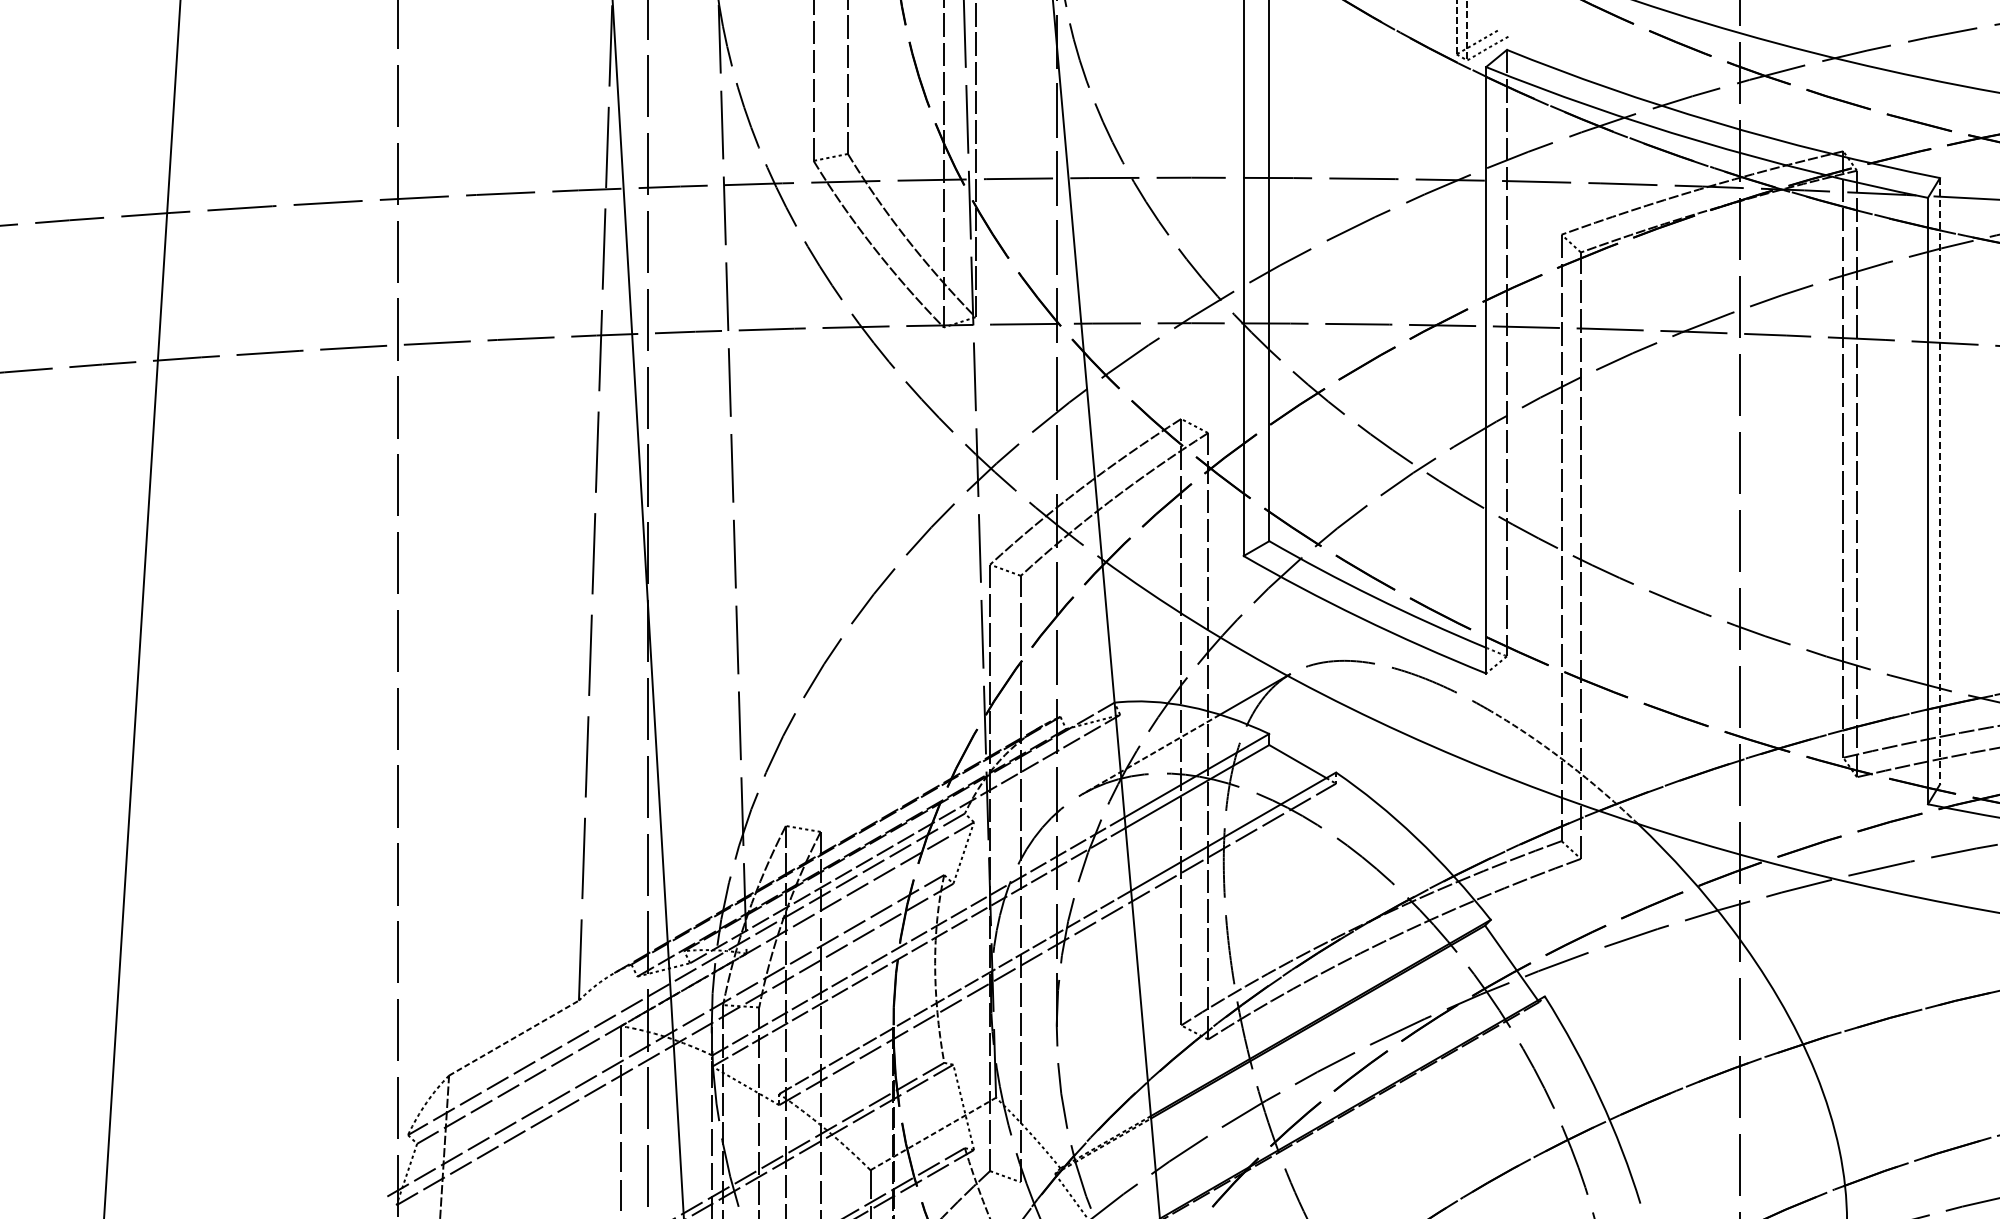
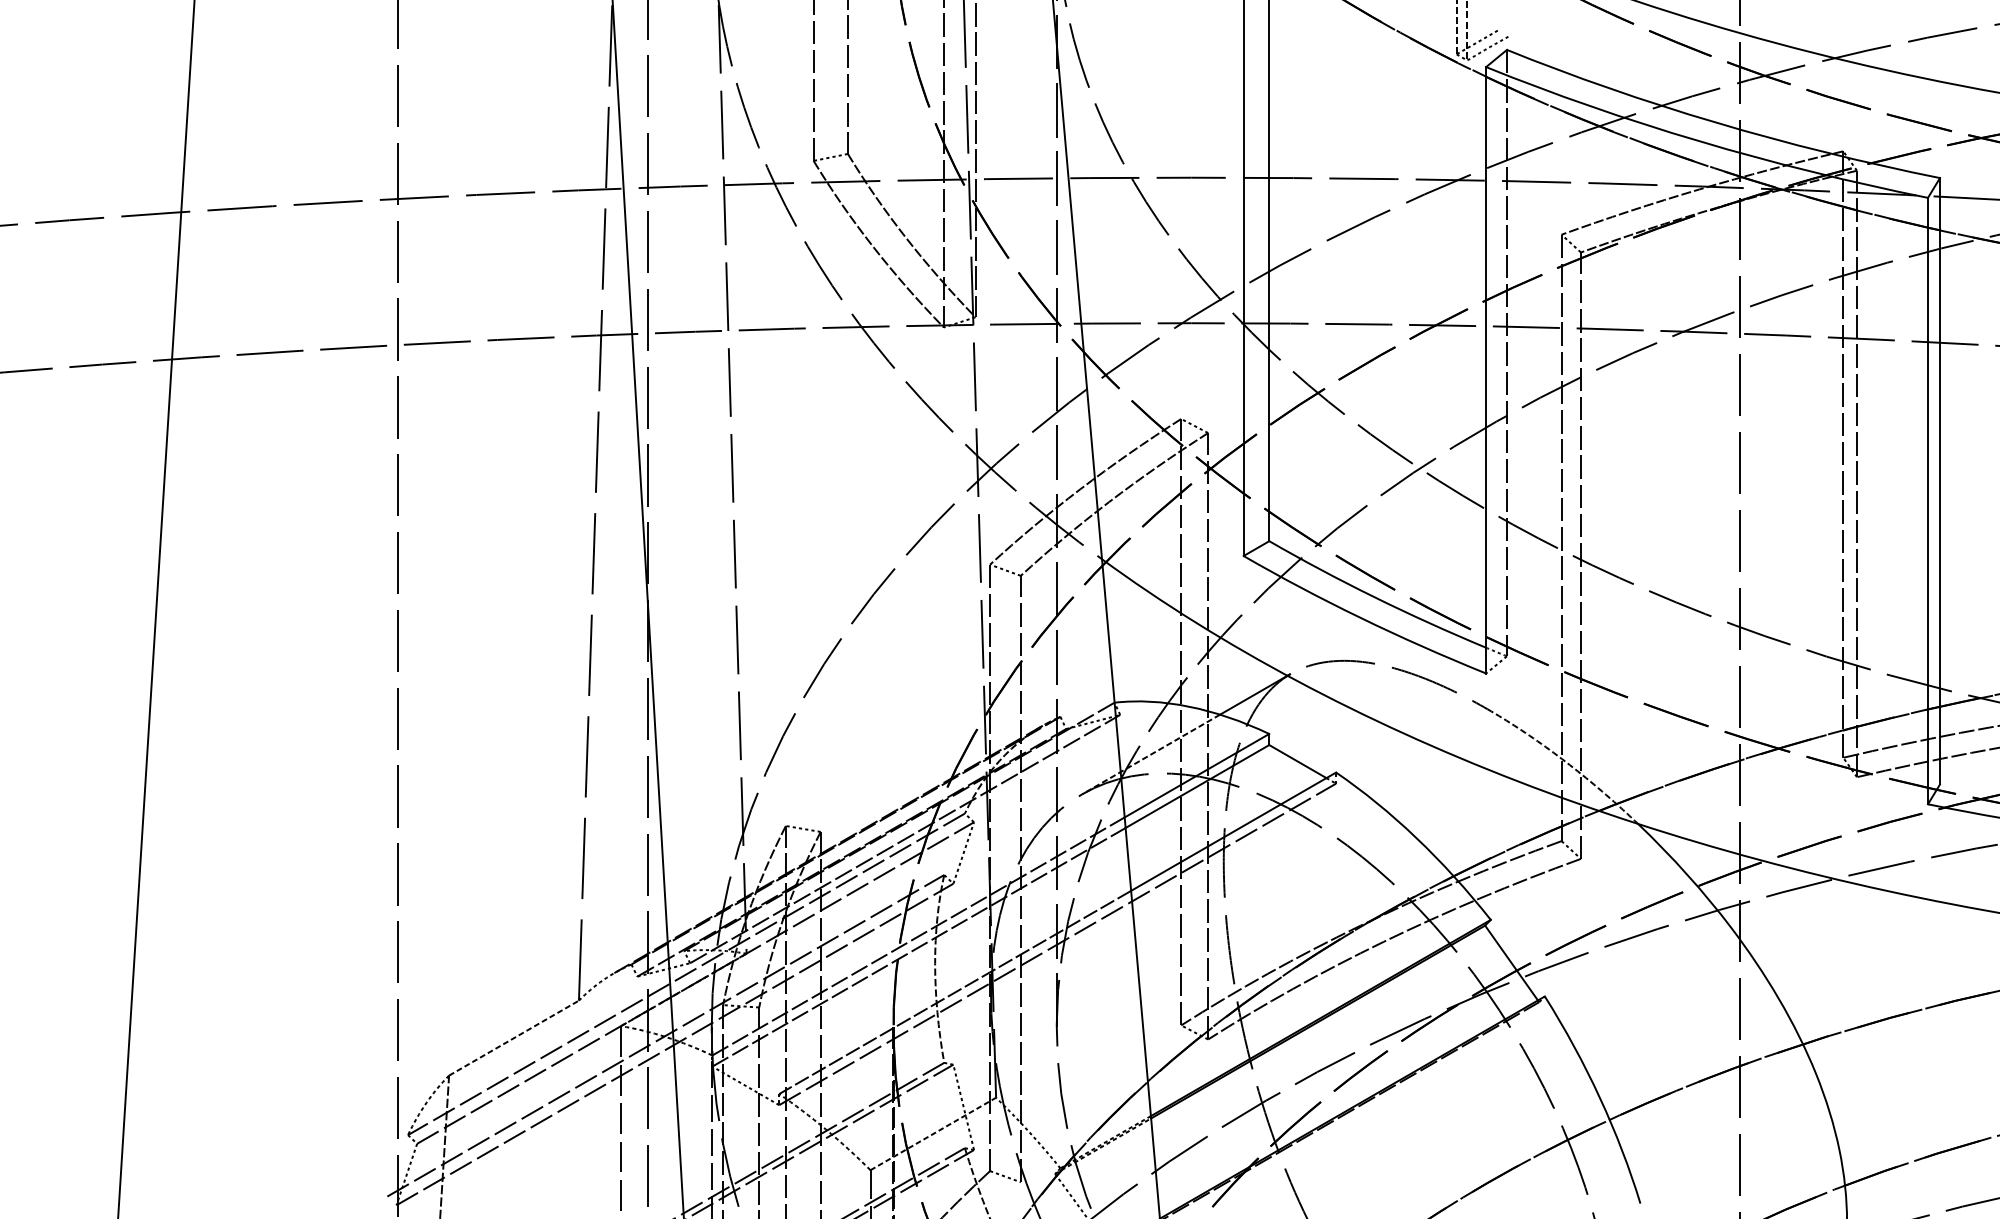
line: dashed -> solid (1939, 481)
line position: (142, 608) -> (156, 608) (156, 608)
